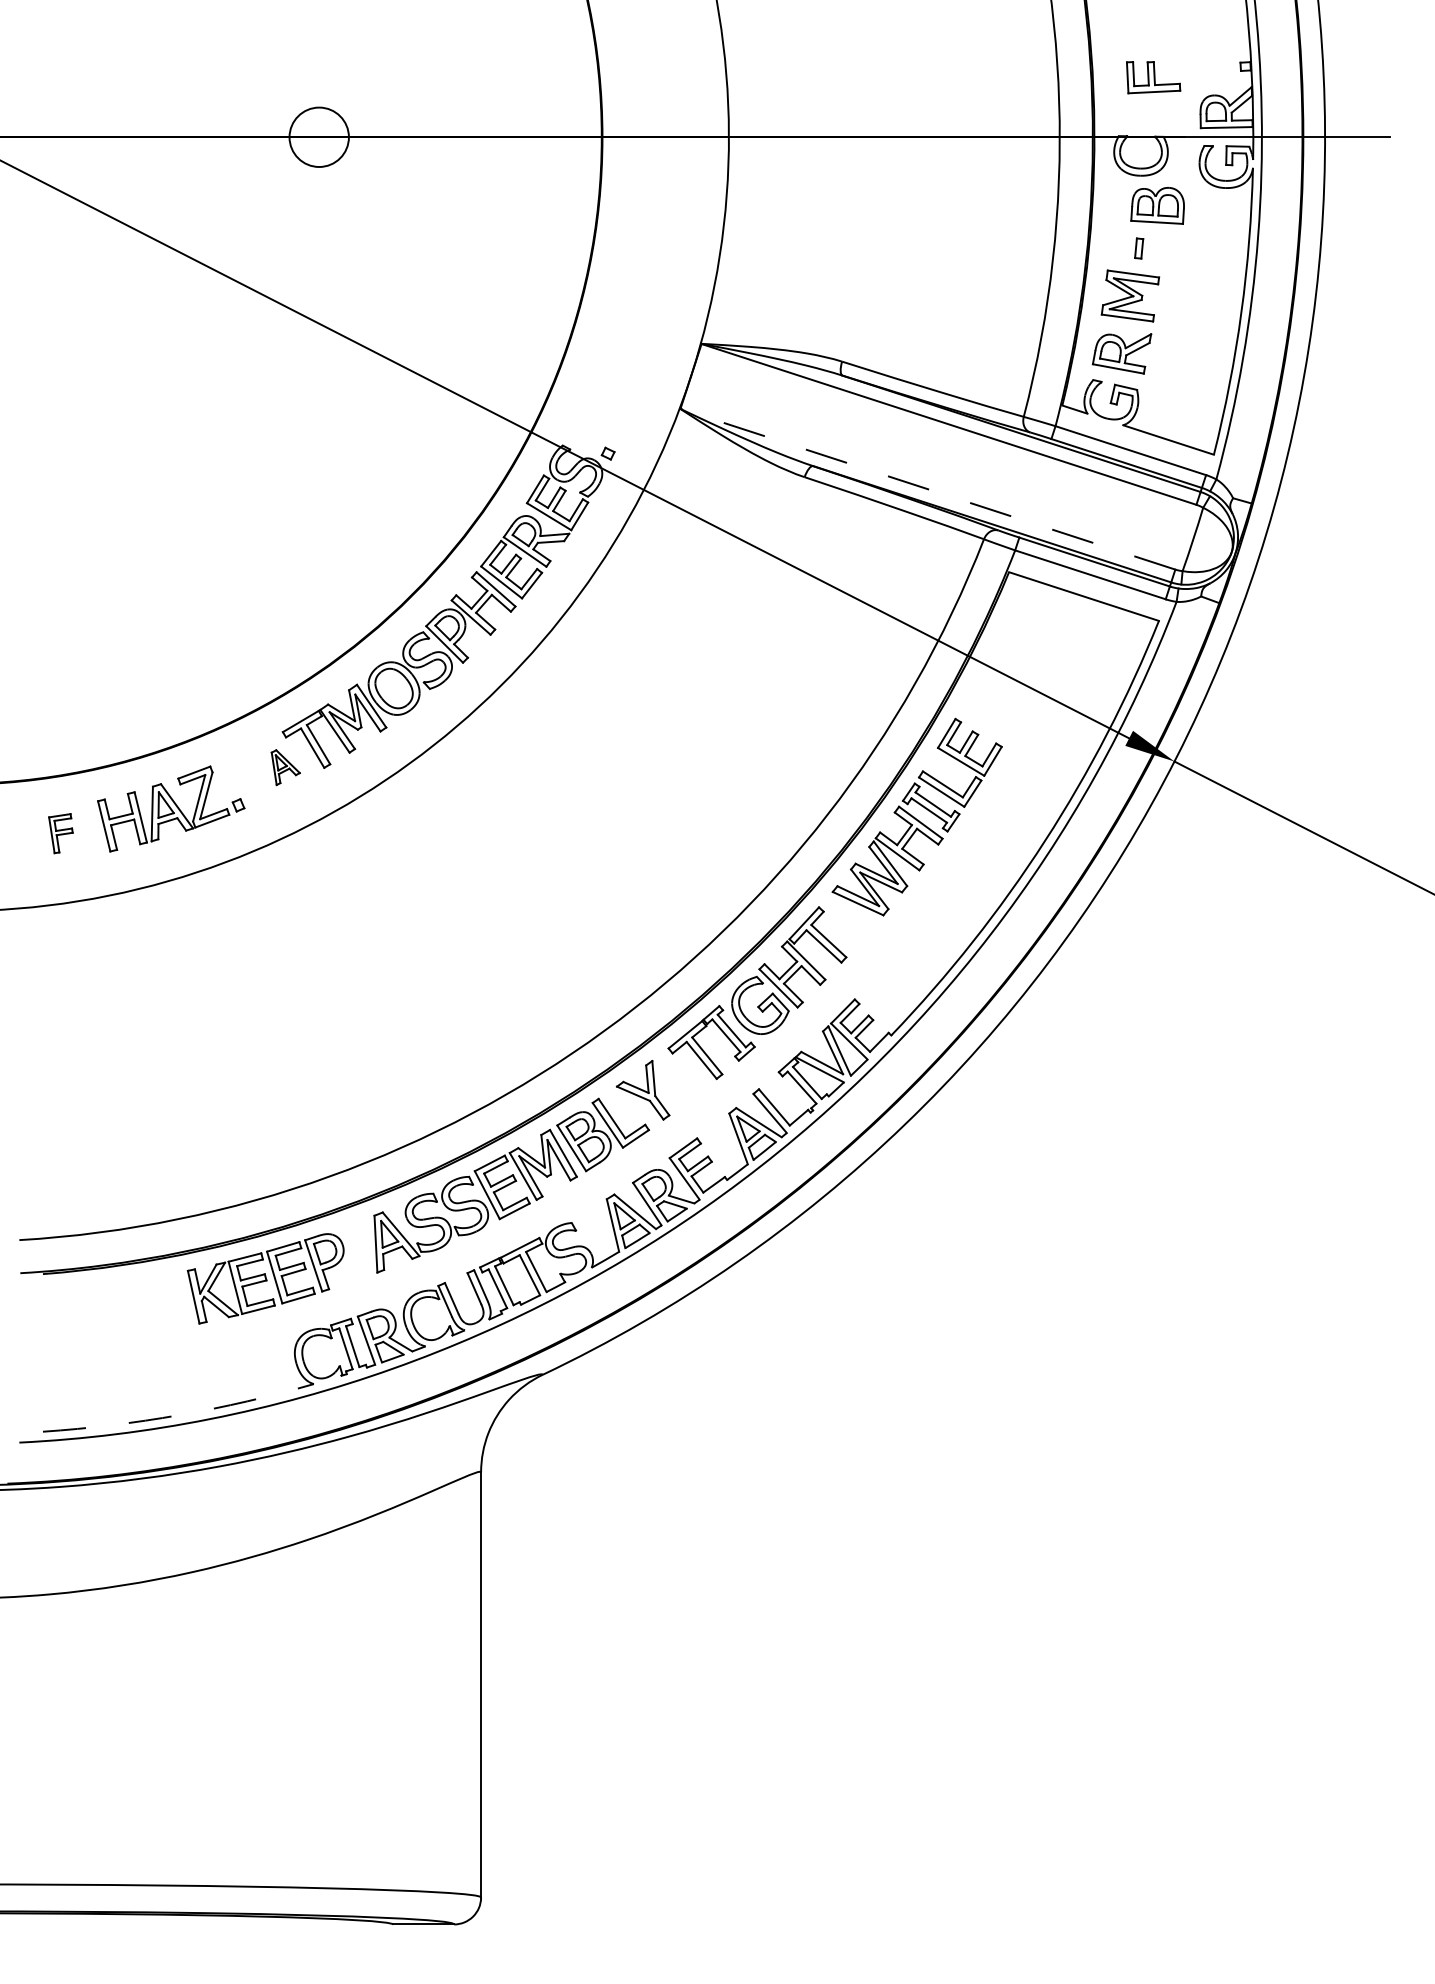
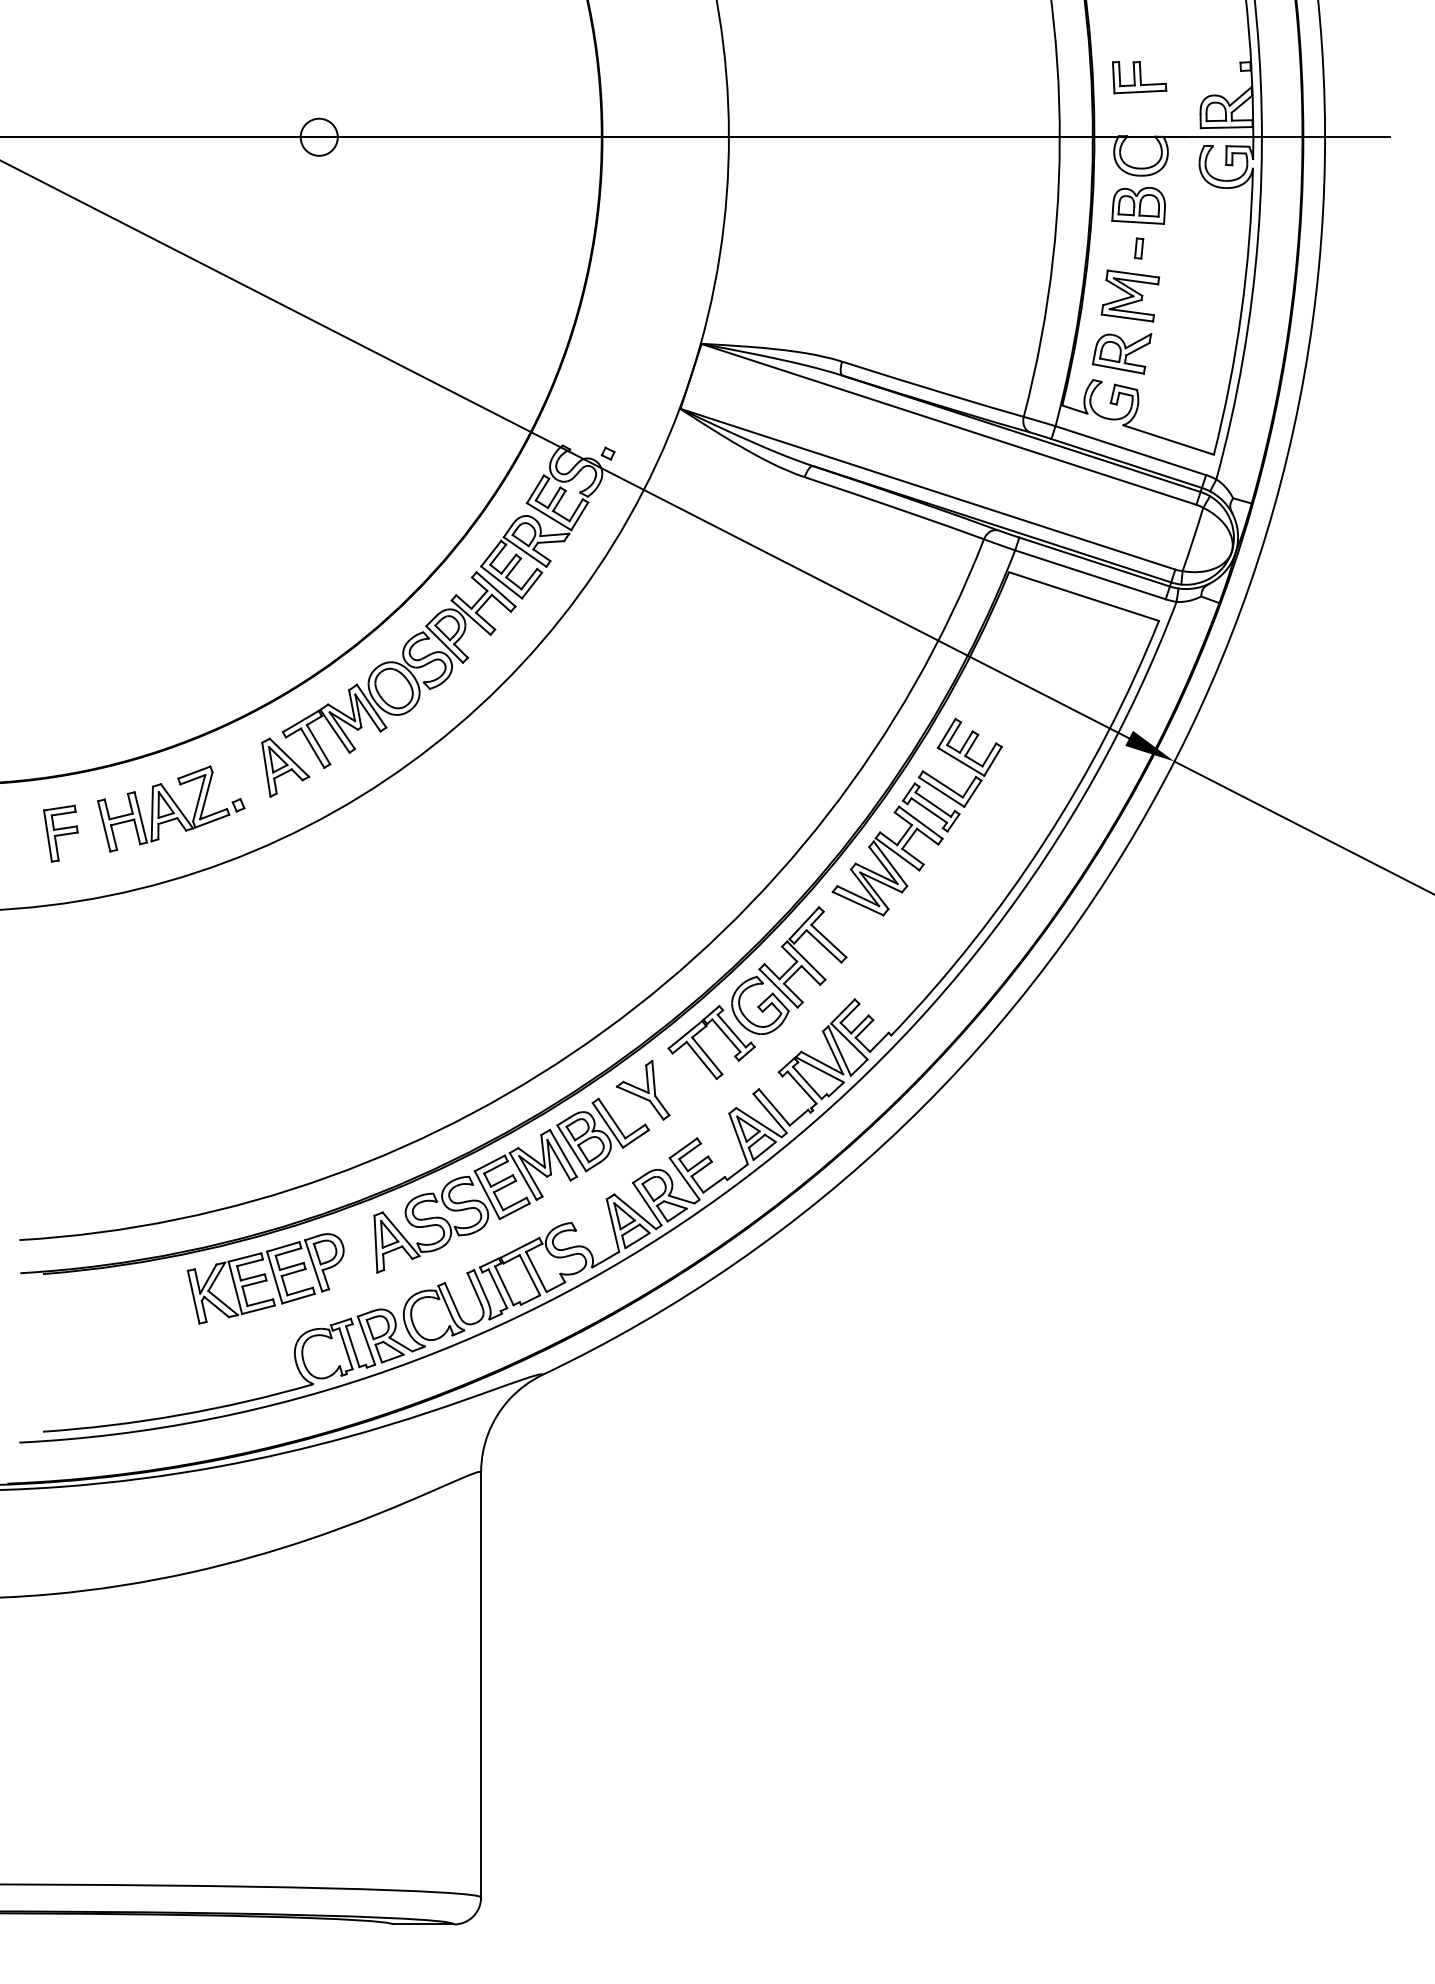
part position: (1153, 77) -> (1139, 77) (1139, 77)
circle diameter: 59 px -> 37 px (318, 136)
part position: (1157, 205) -> (1138, 205) (1138, 205)
line: dashed -> solid (927, 489)
part size: 31x38 px -> 50x61 px (285, 767)
part size: 26x42 px -> 36x59 px (60, 833)
arc: dashed -> solid (179, 1415)
